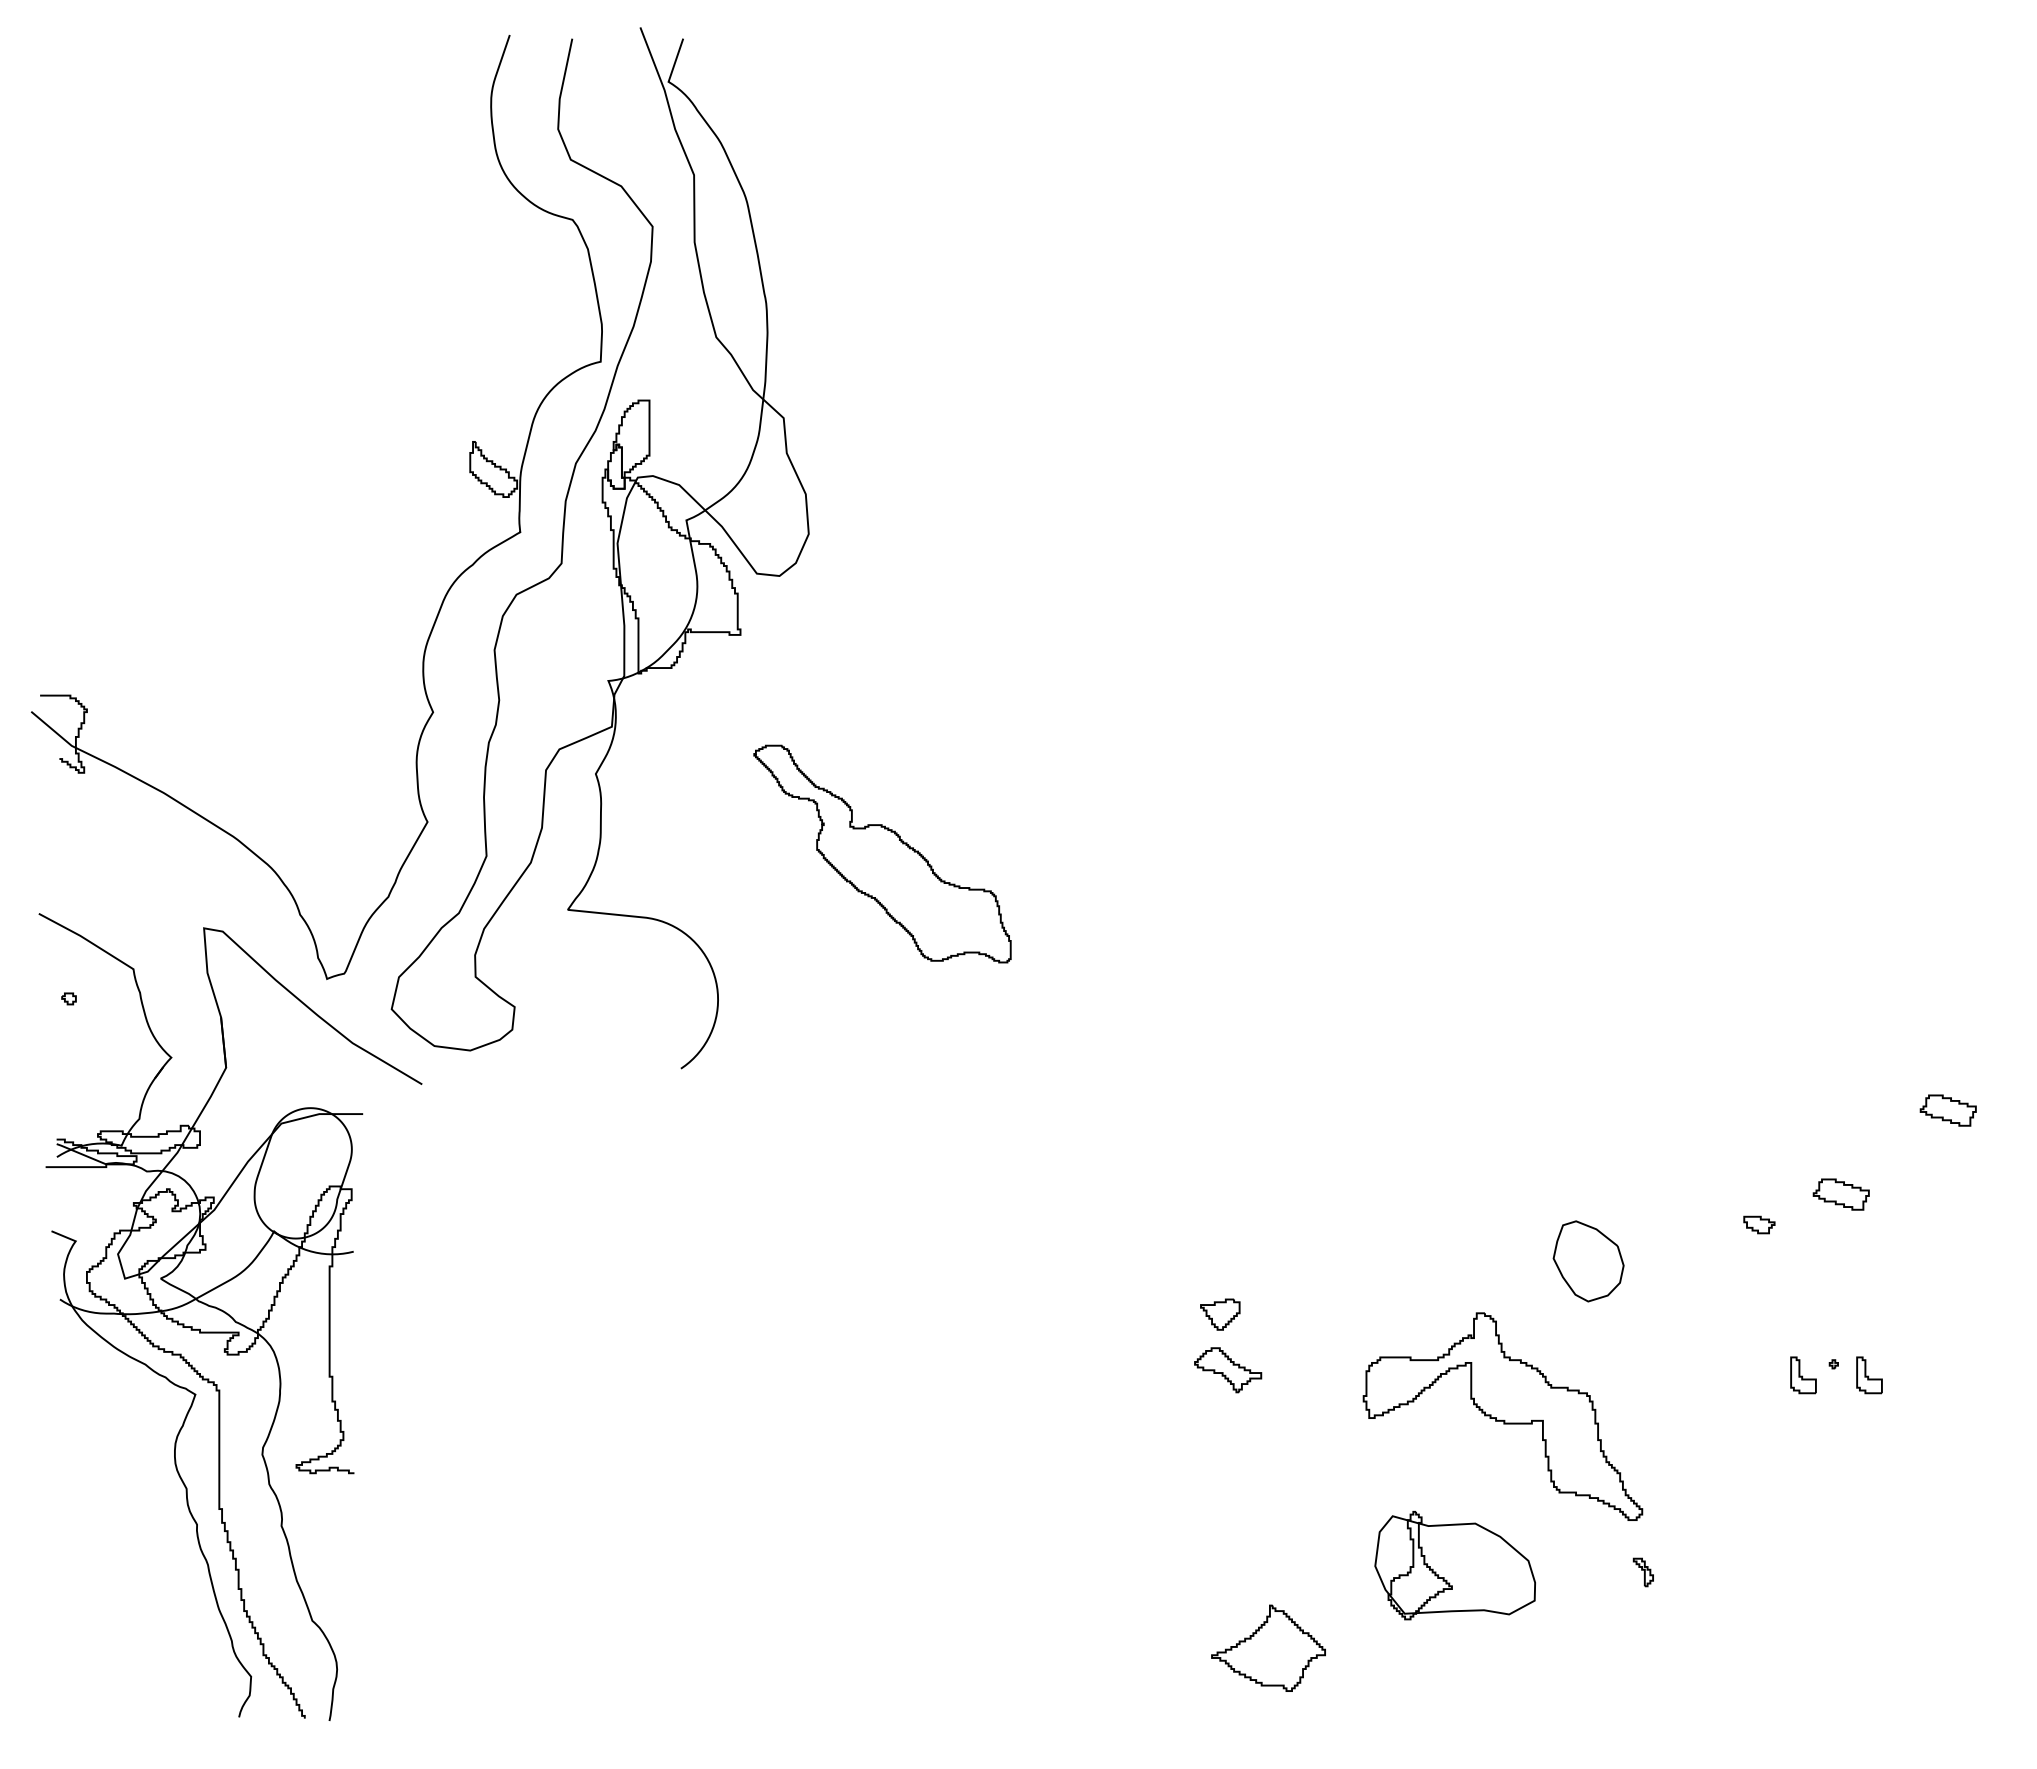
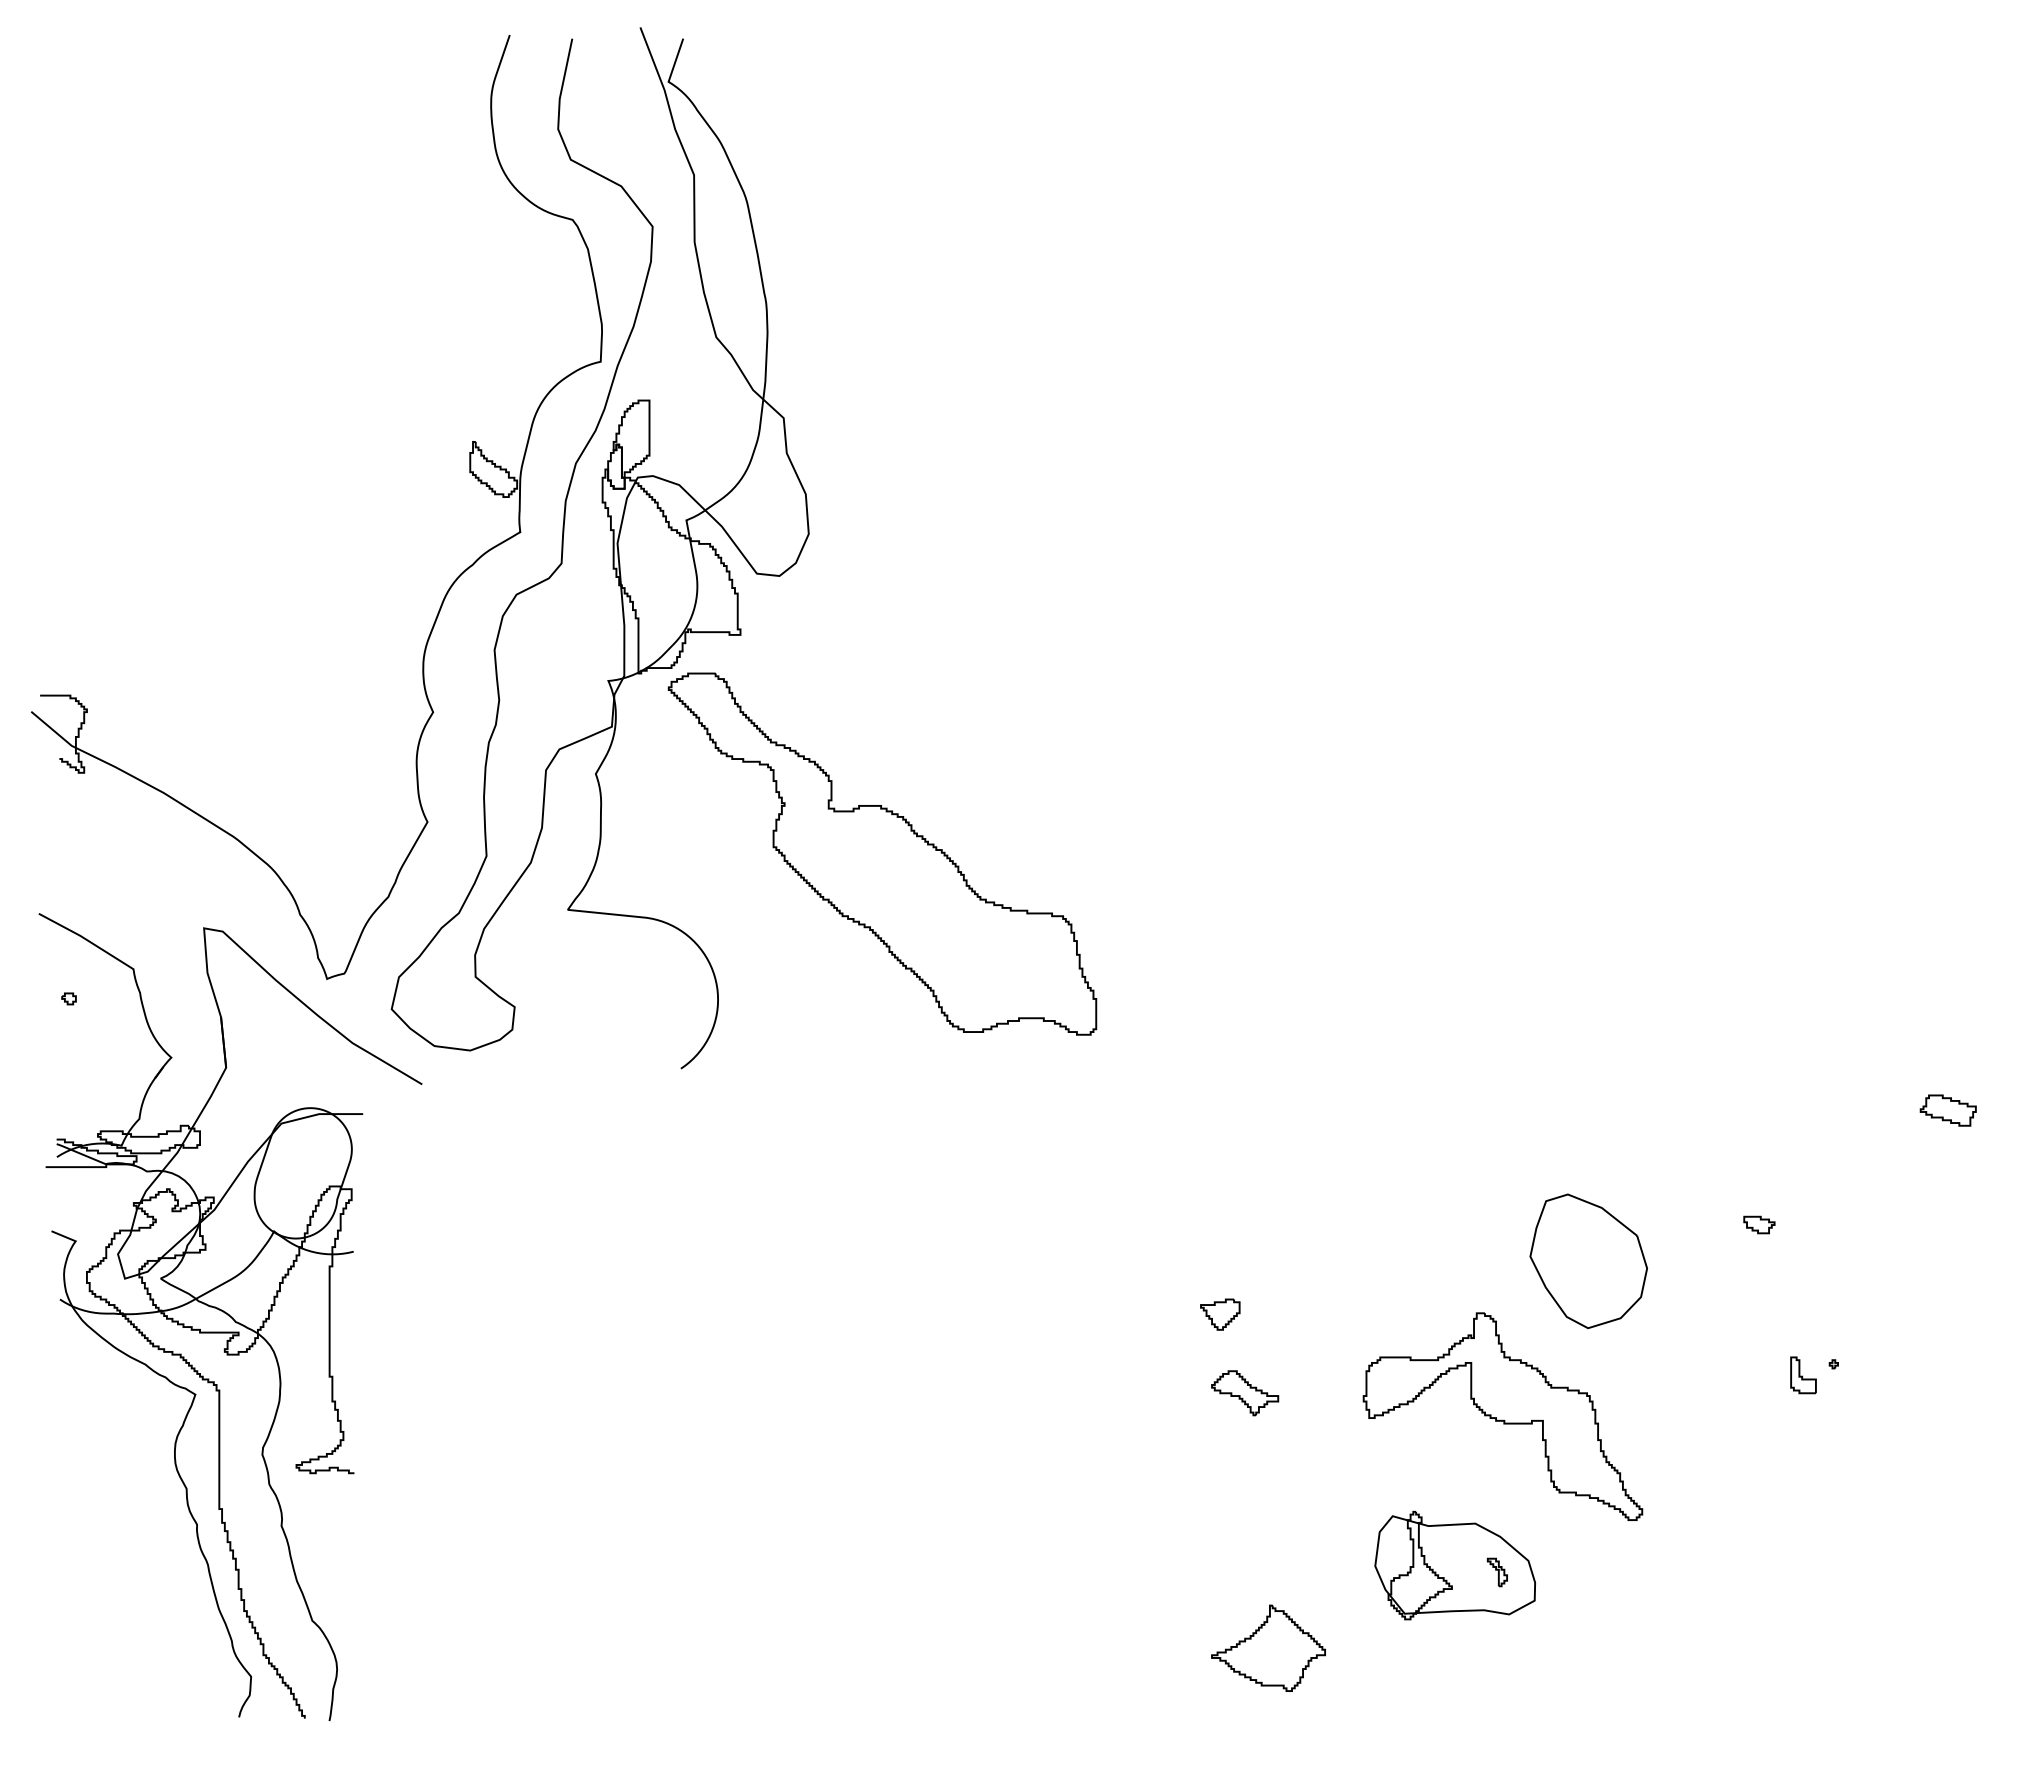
part size: 259x220 px -> 431x364 px (882, 853)
part: present -> none (1840, 1194)
part size: 73x83 px -> 119x137 px (1588, 1261)
part position: (1228, 1370) -> (1245, 1393) (1245, 1393)
part: present -> none (1869, 1375)
part position: (1642, 1572) -> (1496, 1572) (1496, 1572)
